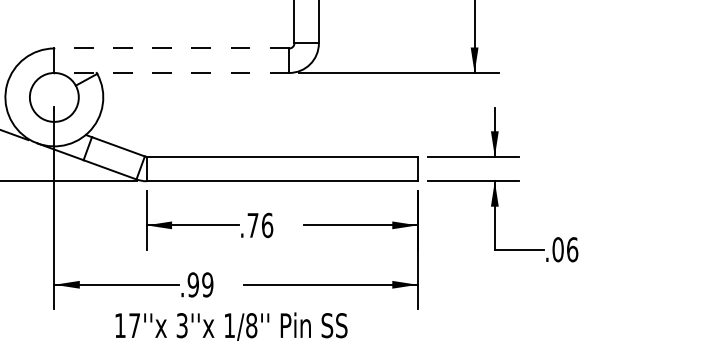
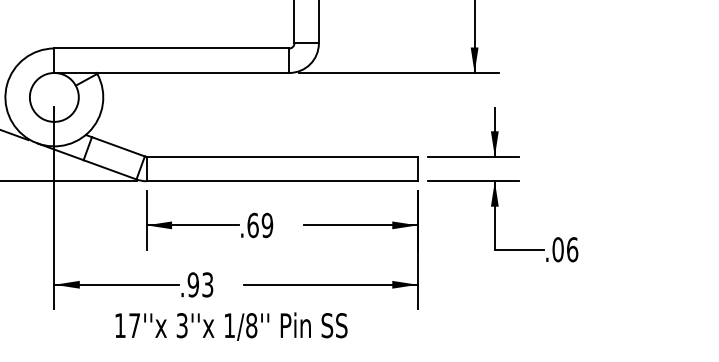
line: dashed -> solid (171, 48)
line: dashed -> solid (171, 72)
text: .76 -> .69 (260, 225)
text: .99 -> .93 (207, 284)
